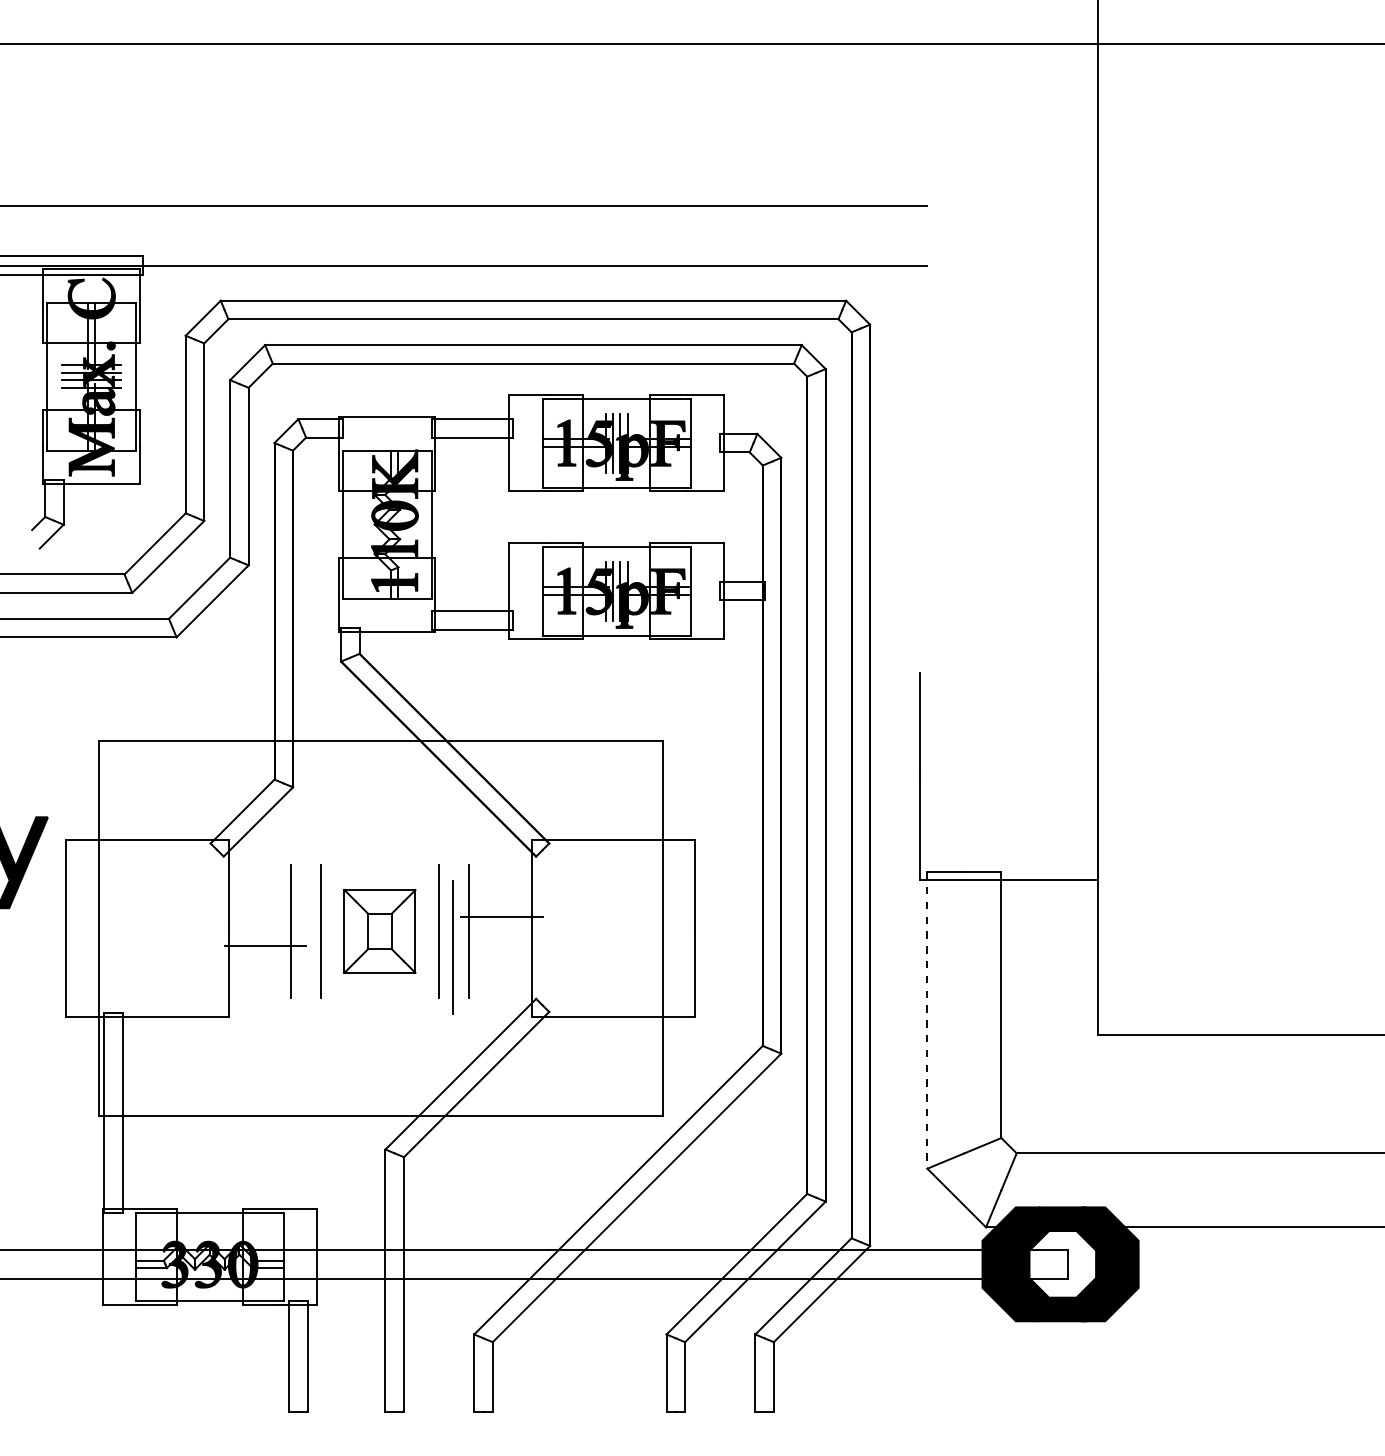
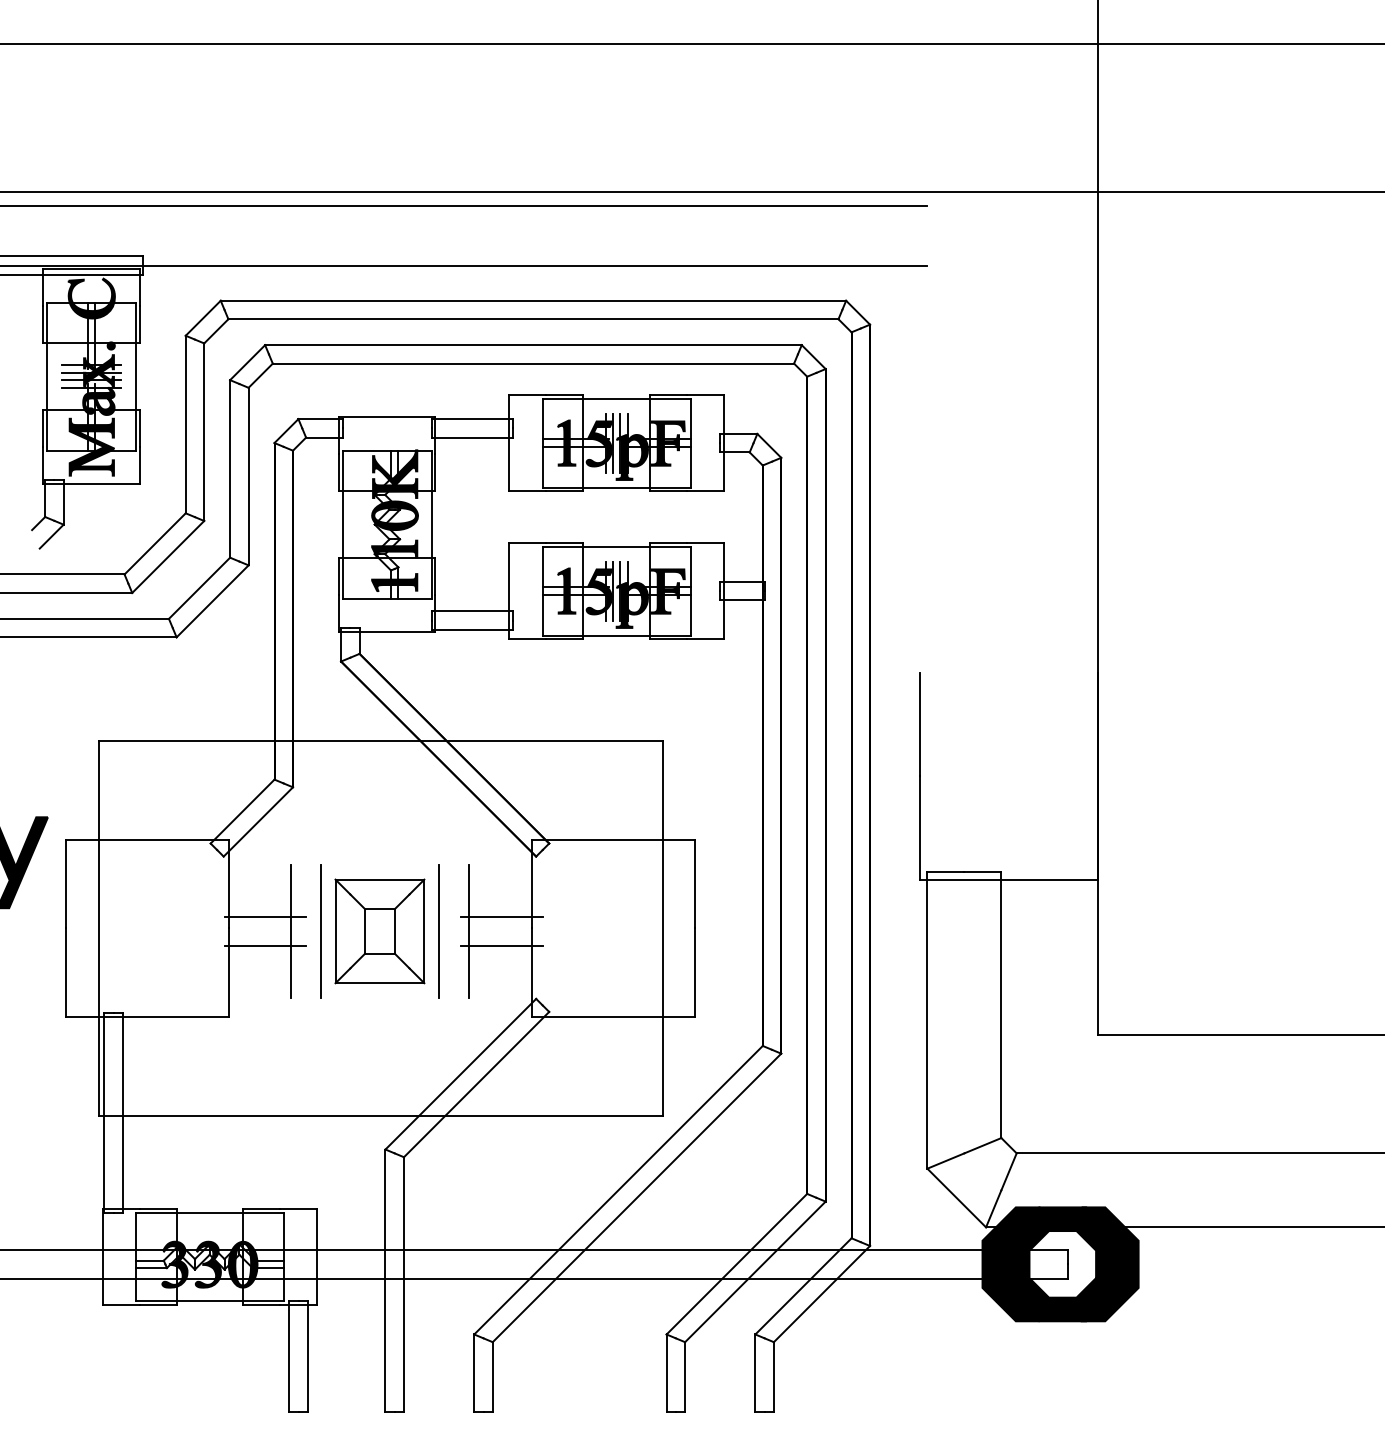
line: none -> present (691, 191)
line: none -> present (264, 916)
part size: 74x85 px -> 92x107 px (379, 931)
line: none -> present (501, 946)
line: present -> none (452, 947)
line: dashed -> solid (927, 1020)
